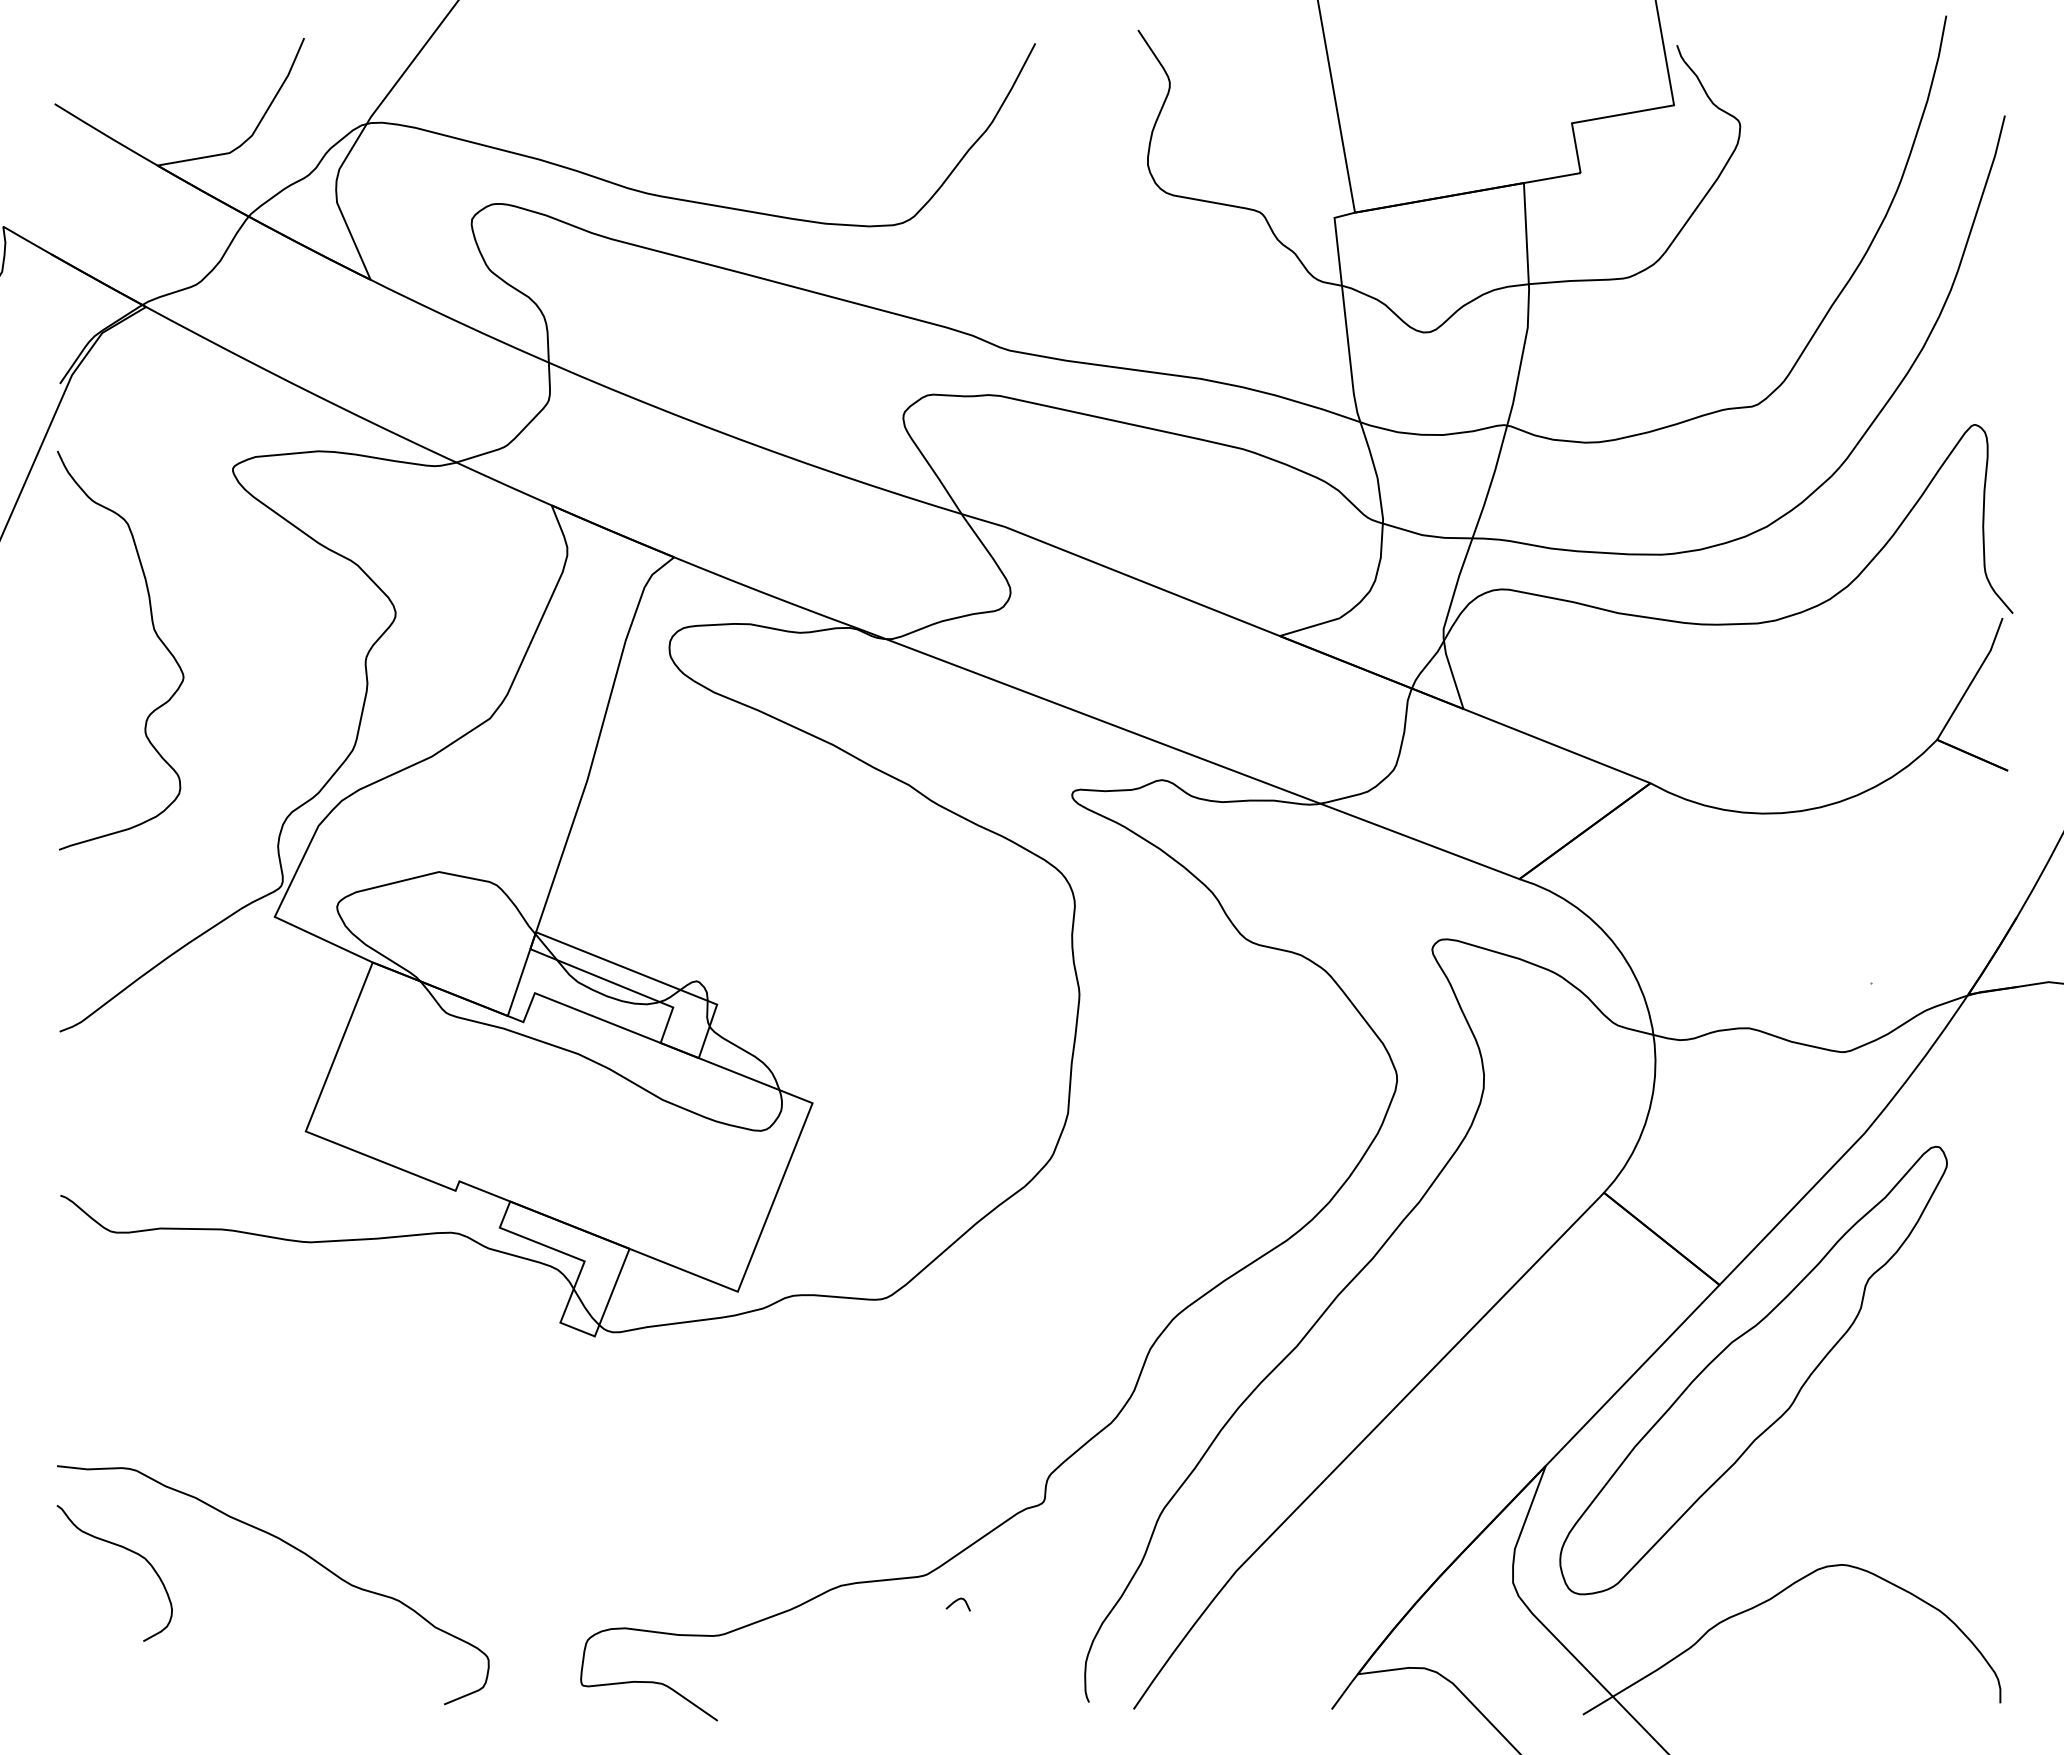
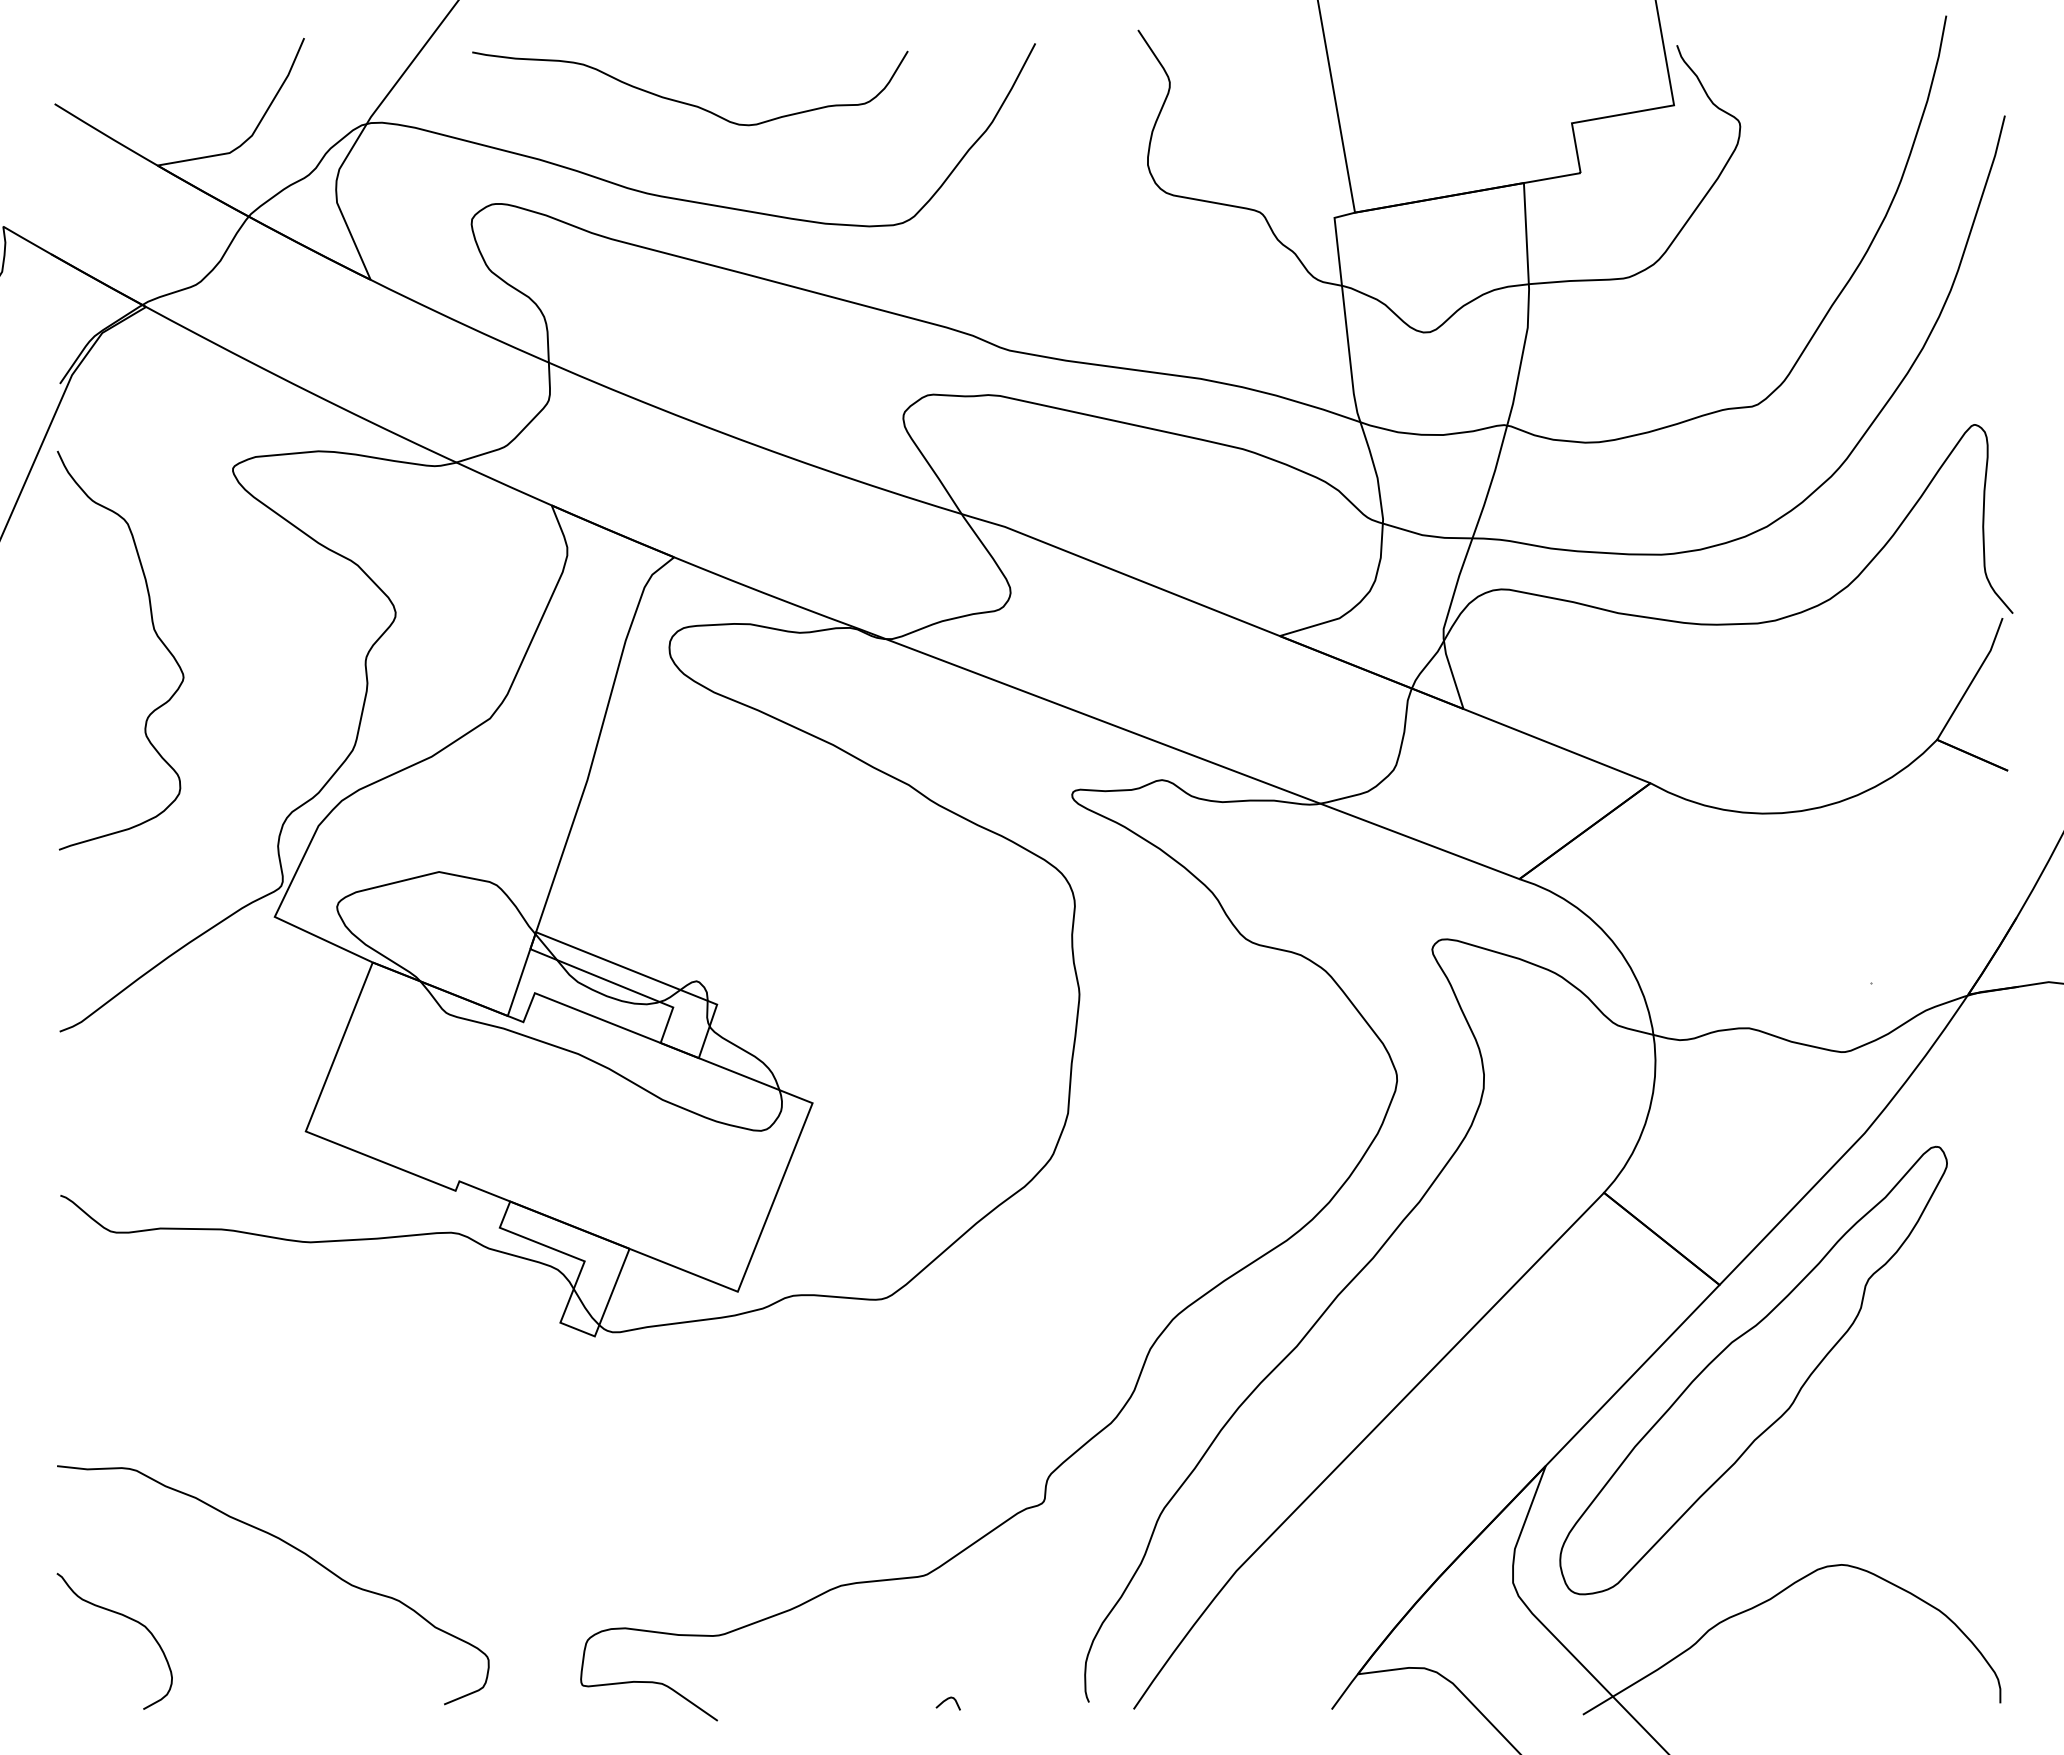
curve: none -> present (686, 102)
curve position: (125, 1549) -> (125, 1617) (125, 1617)
curve position: (955, 1602) -> (945, 1701) (945, 1701)
